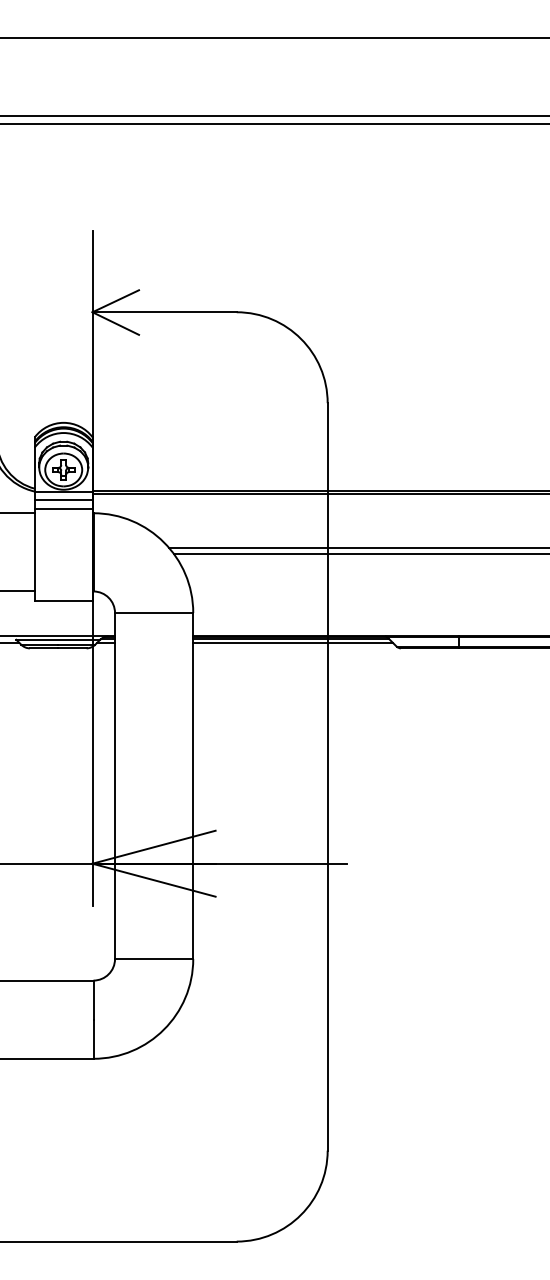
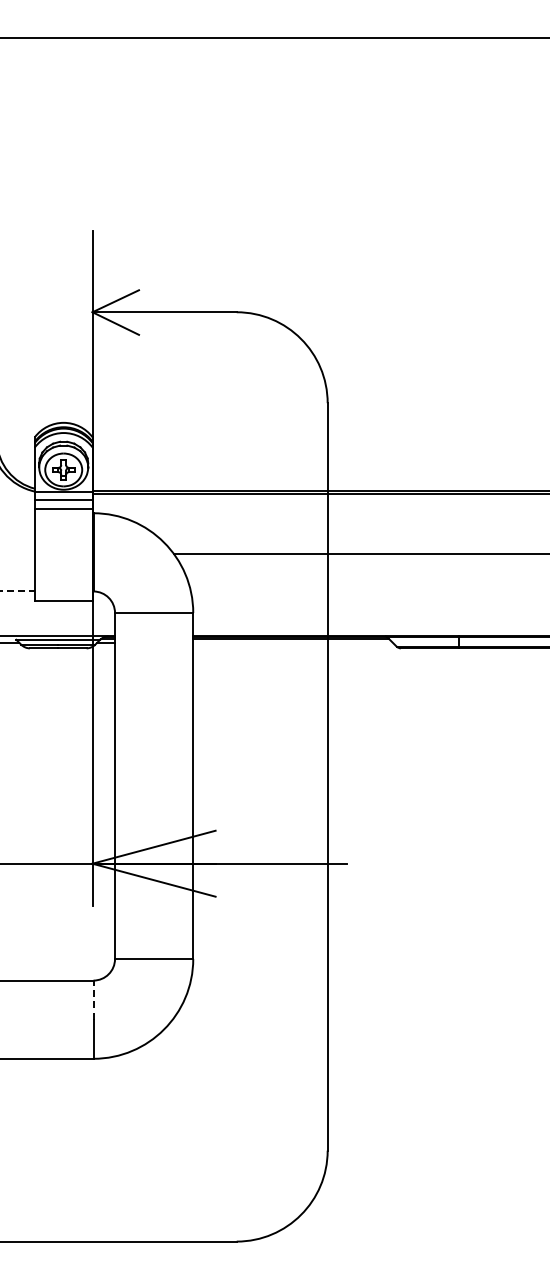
line: present -> none (274, 115)
line: present -> none (274, 123)
line: present -> none (18, 513)
line: present -> none (357, 547)
line: solid -> dashed (17, 591)
line: present -> none (292, 642)
line: solid -> dashed (93, 1000)
